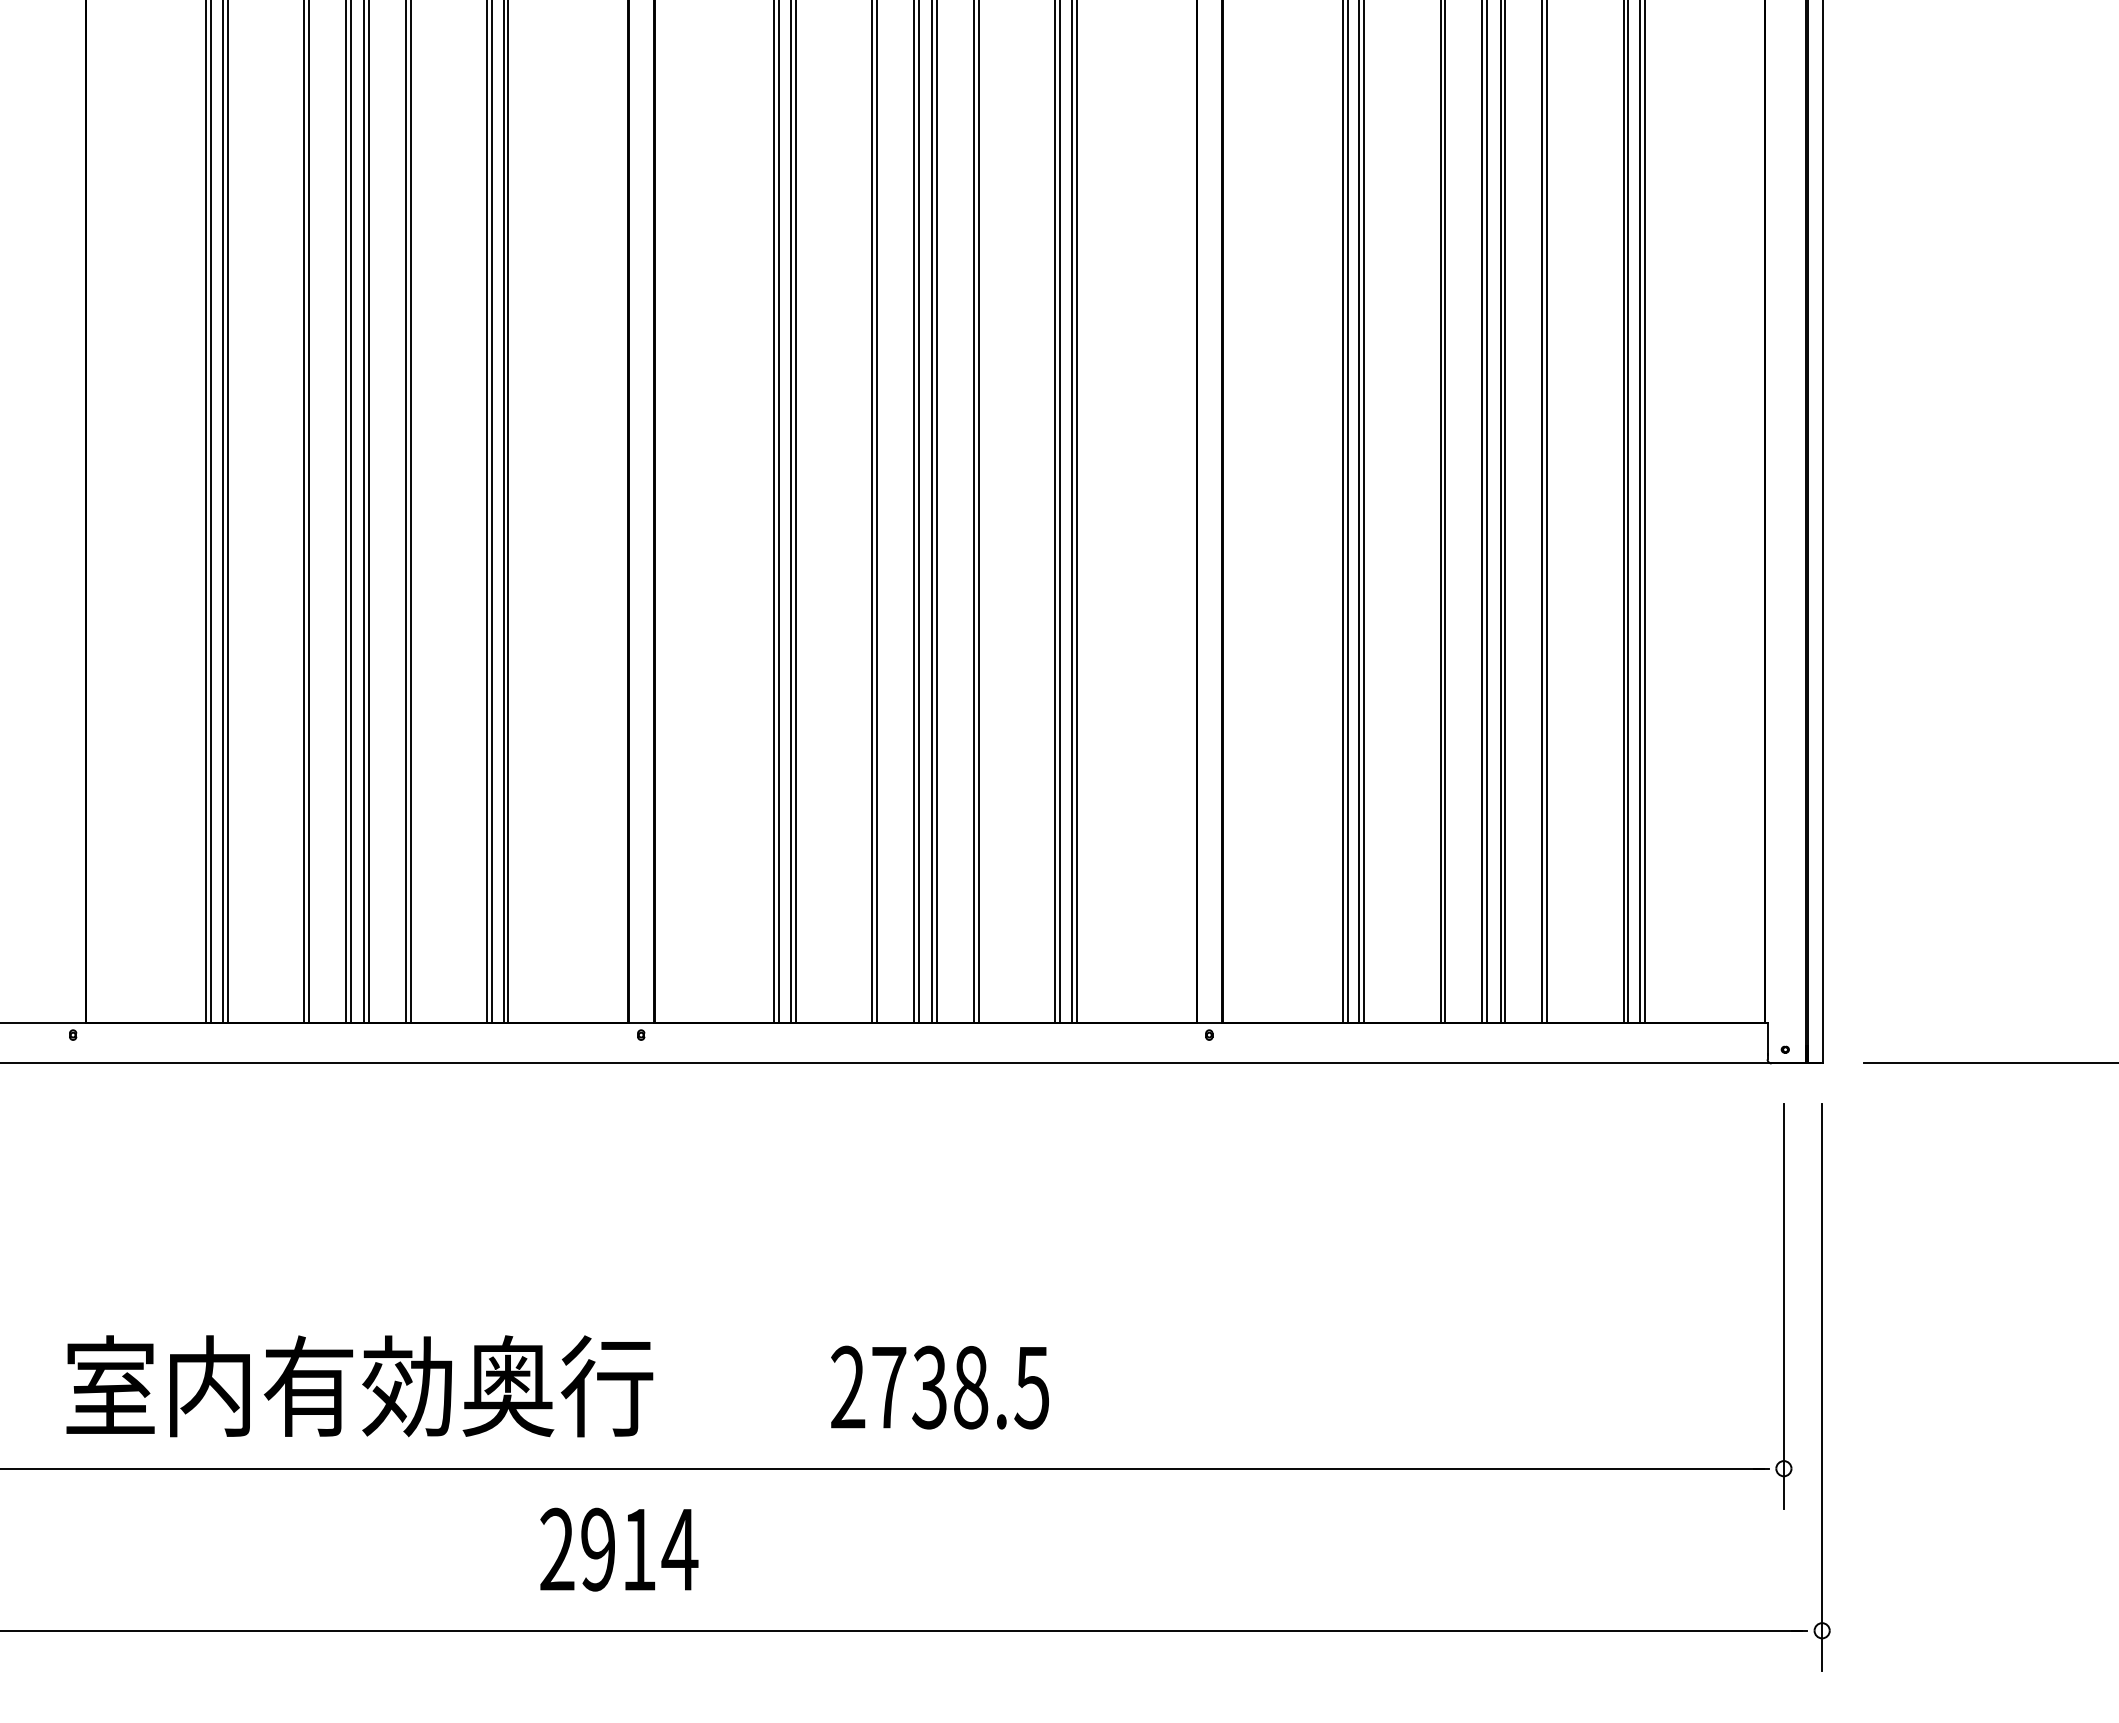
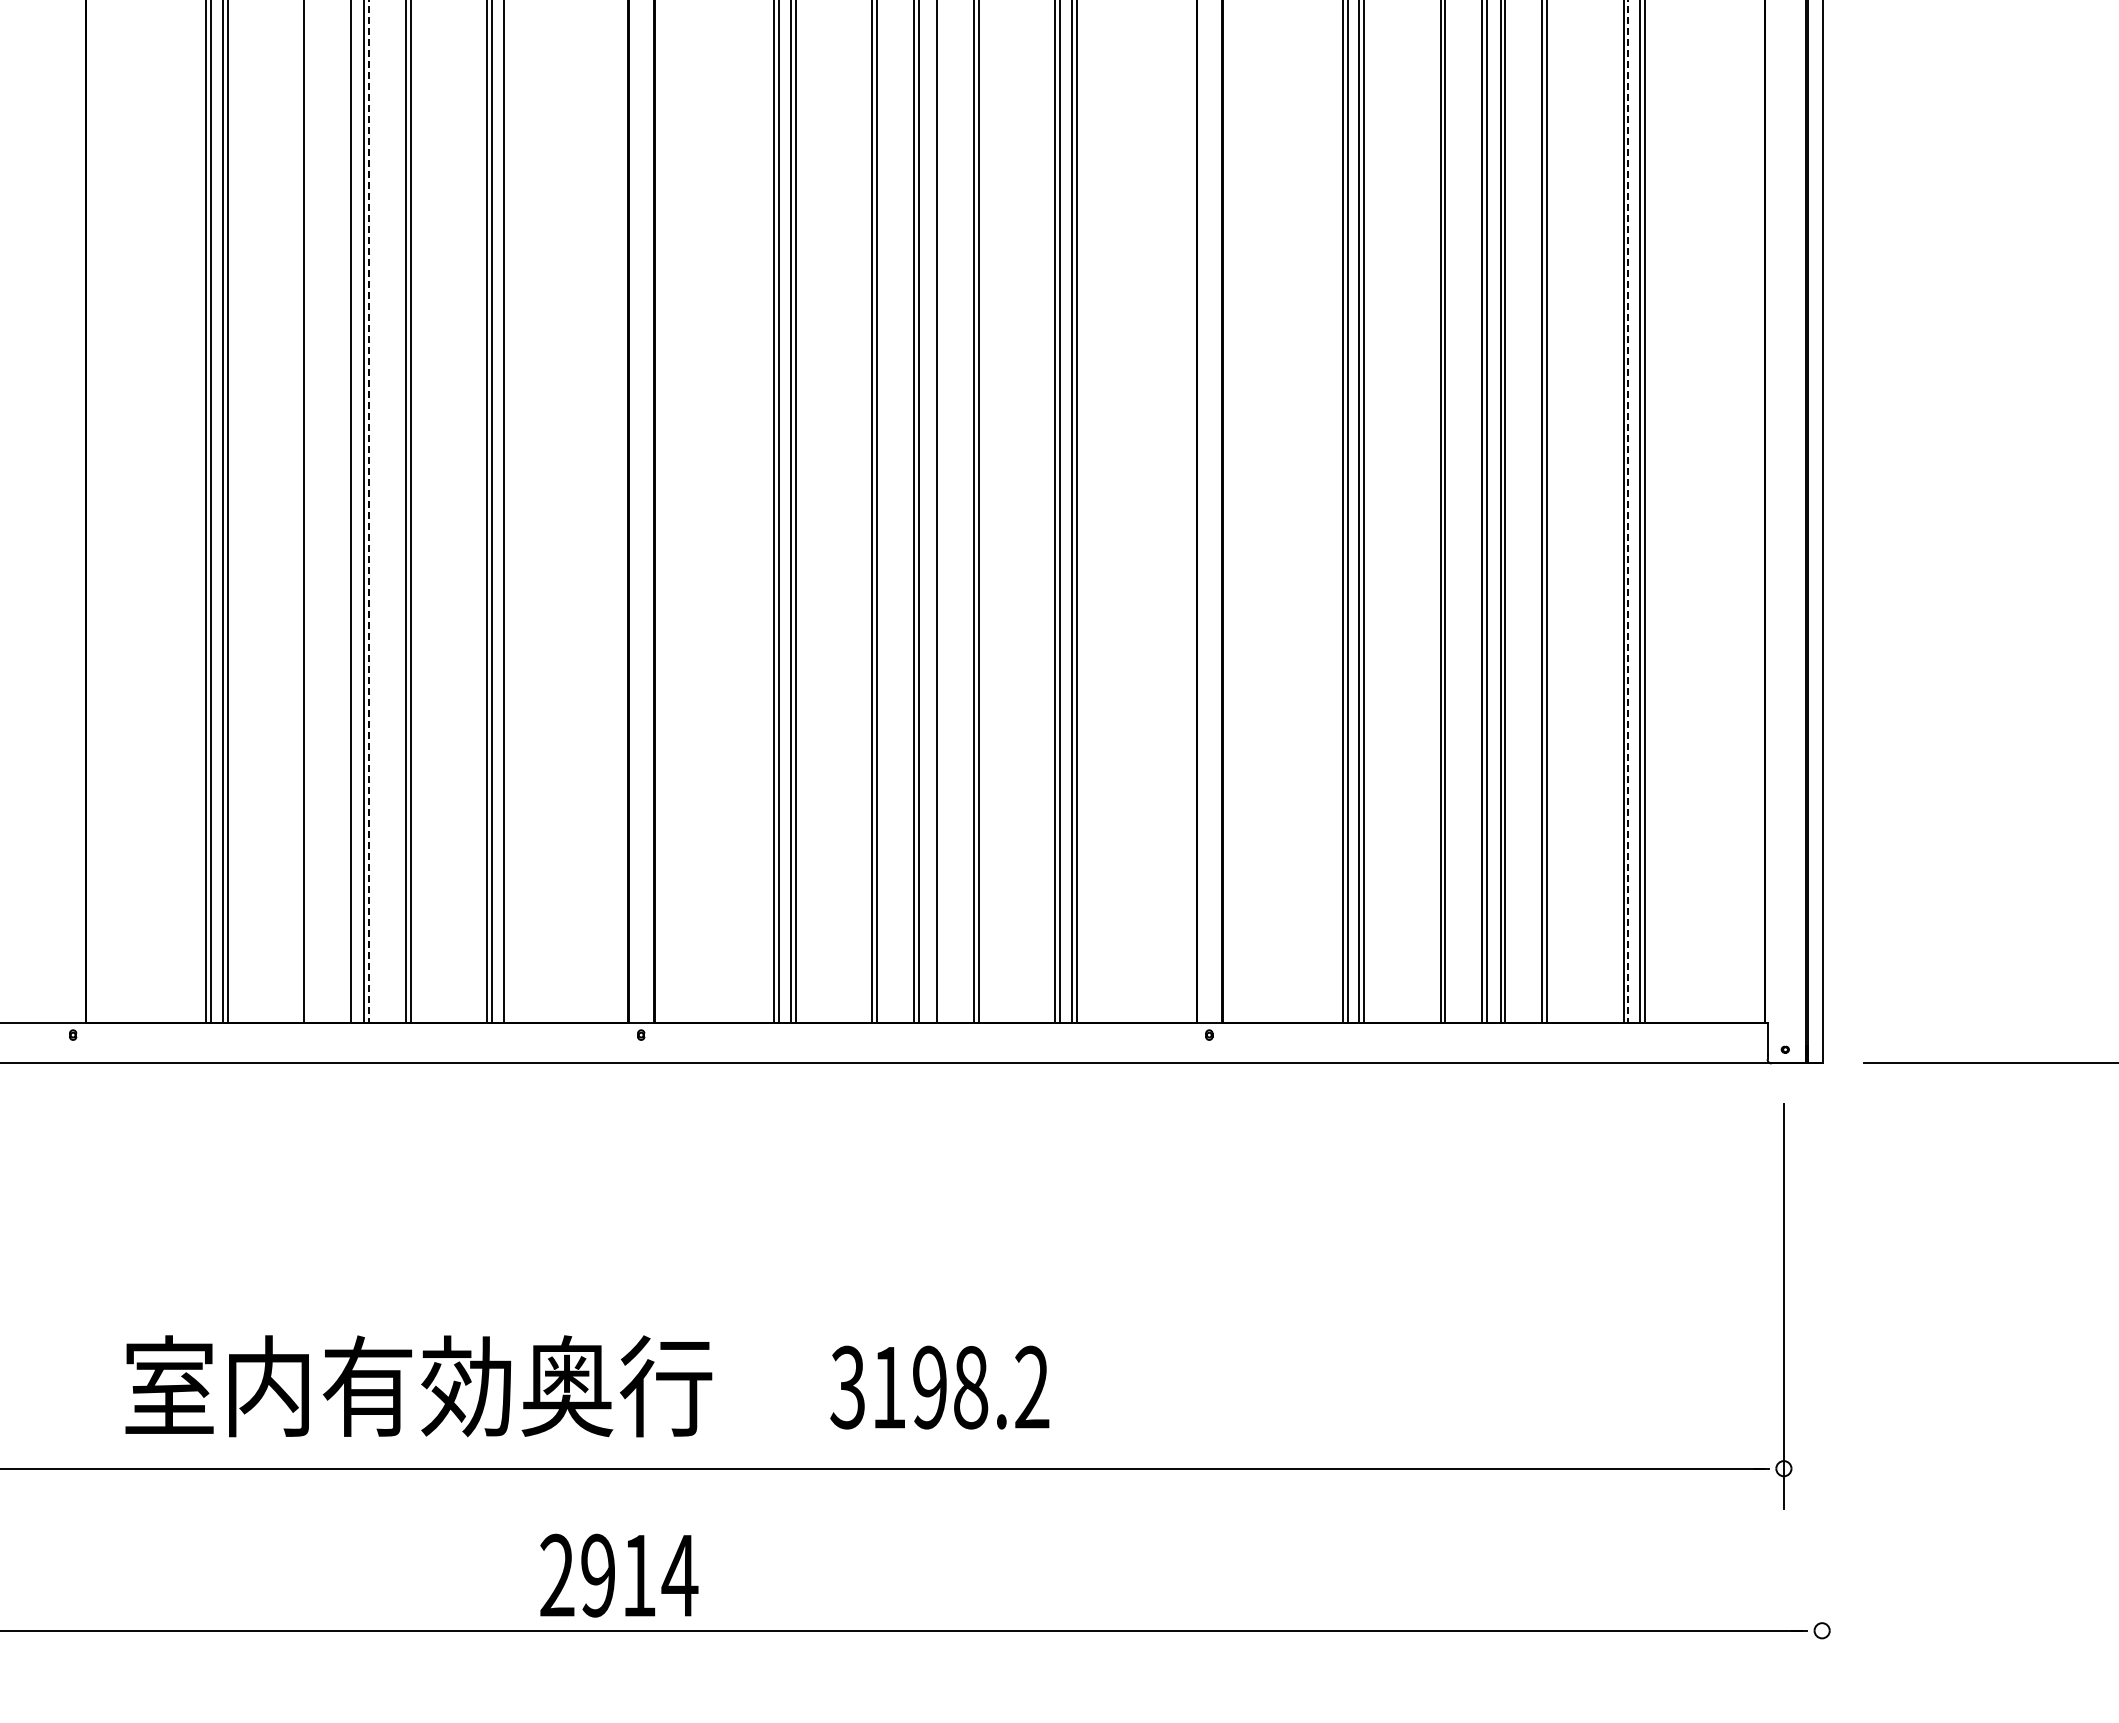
line: solid -> dashed (368, 511)
line: solid -> dashed (1628, 511)
line: present -> none (308, 512)
line: present -> none (345, 512)
line: present -> none (508, 512)
line: present -> none (932, 512)
text position: (359, 1386) -> (418, 1386) (418, 1386)
text: 2738.5 -> 3198.2 (939, 1387)
line: present -> none (1822, 1387)
text position: (619, 1549) -> (619, 1575) (619, 1575)
